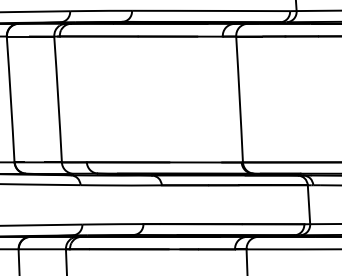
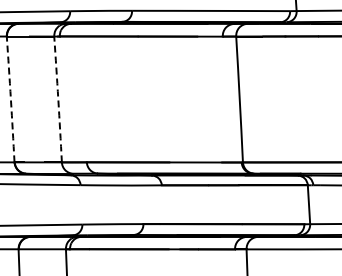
arc: solid -> dashed (10, 99)
arc: solid -> dashed (58, 99)
